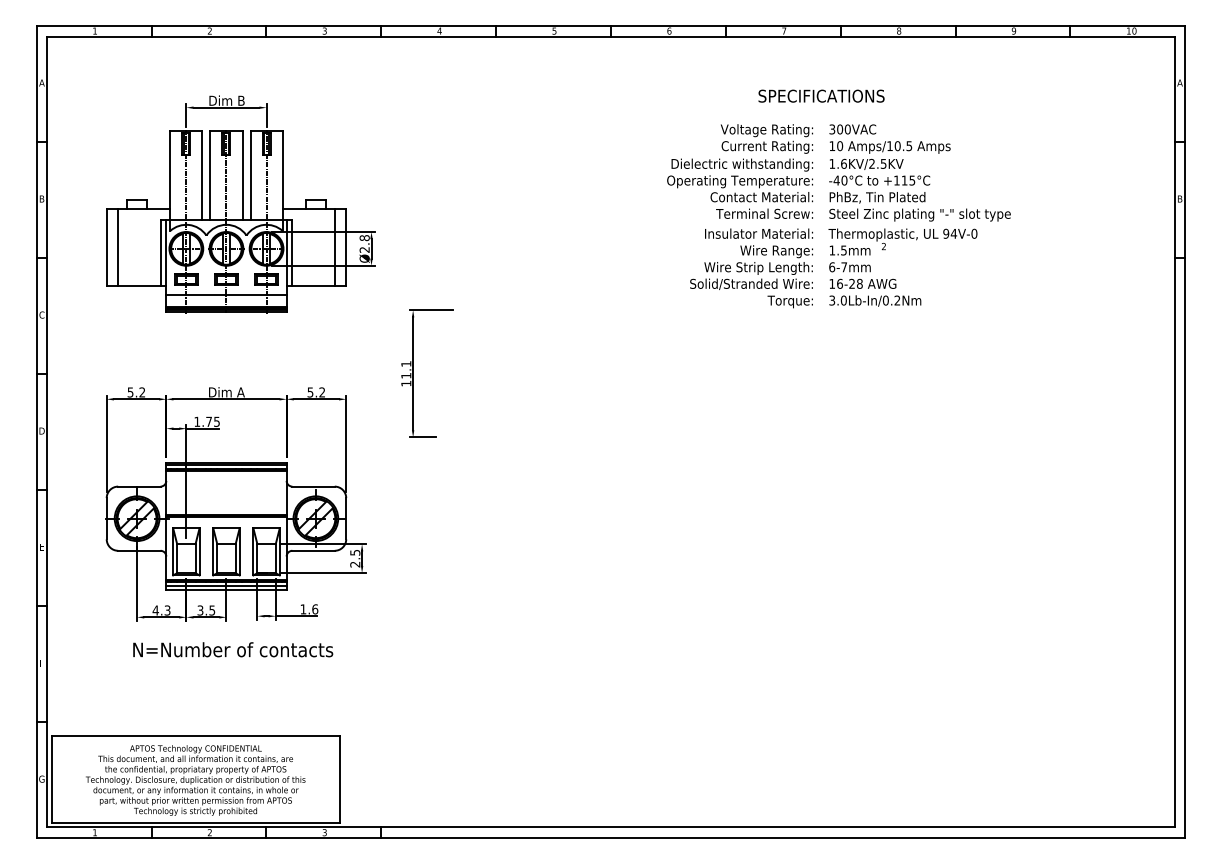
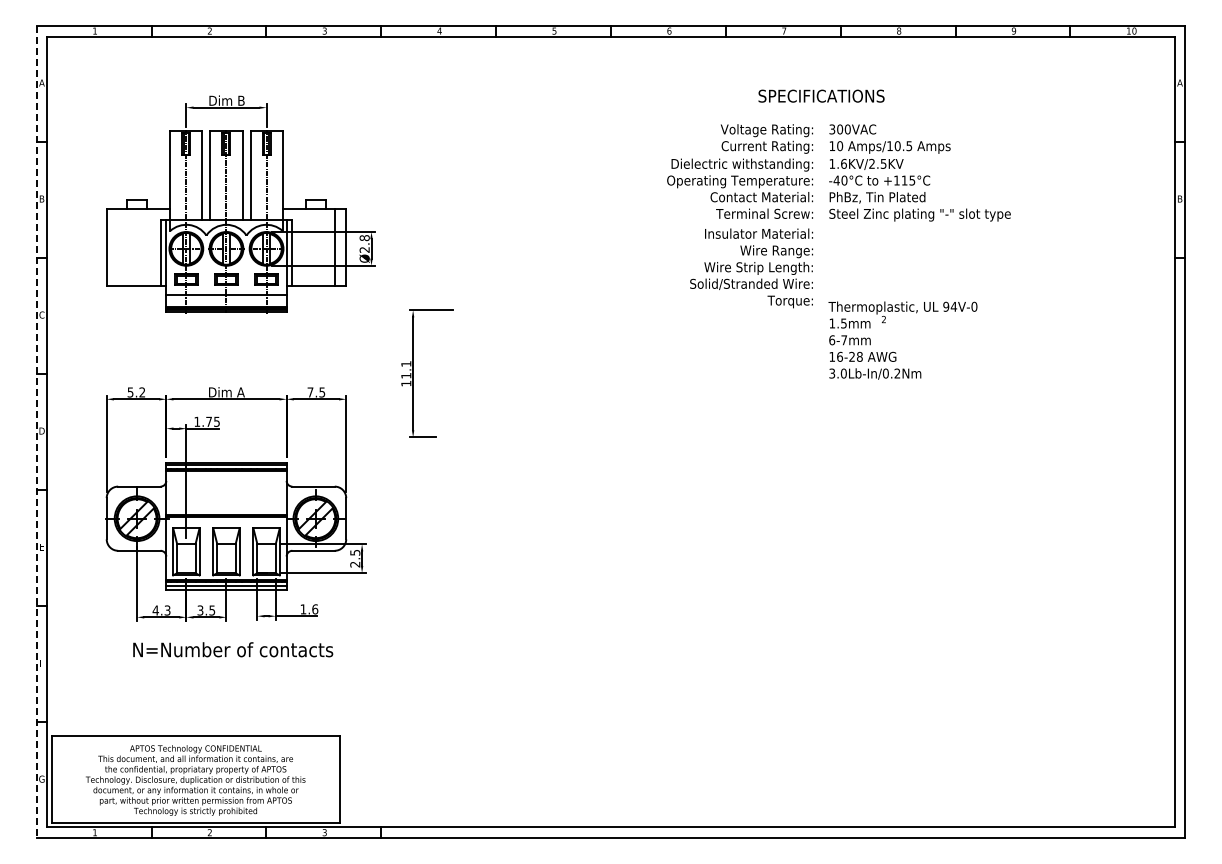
line: present -> none (118, 246)
text position: (902, 267) -> (902, 340) (902, 340)
text: 5.2 -> 7.5 (316, 392)
line: solid -> dashed (36, 432)
